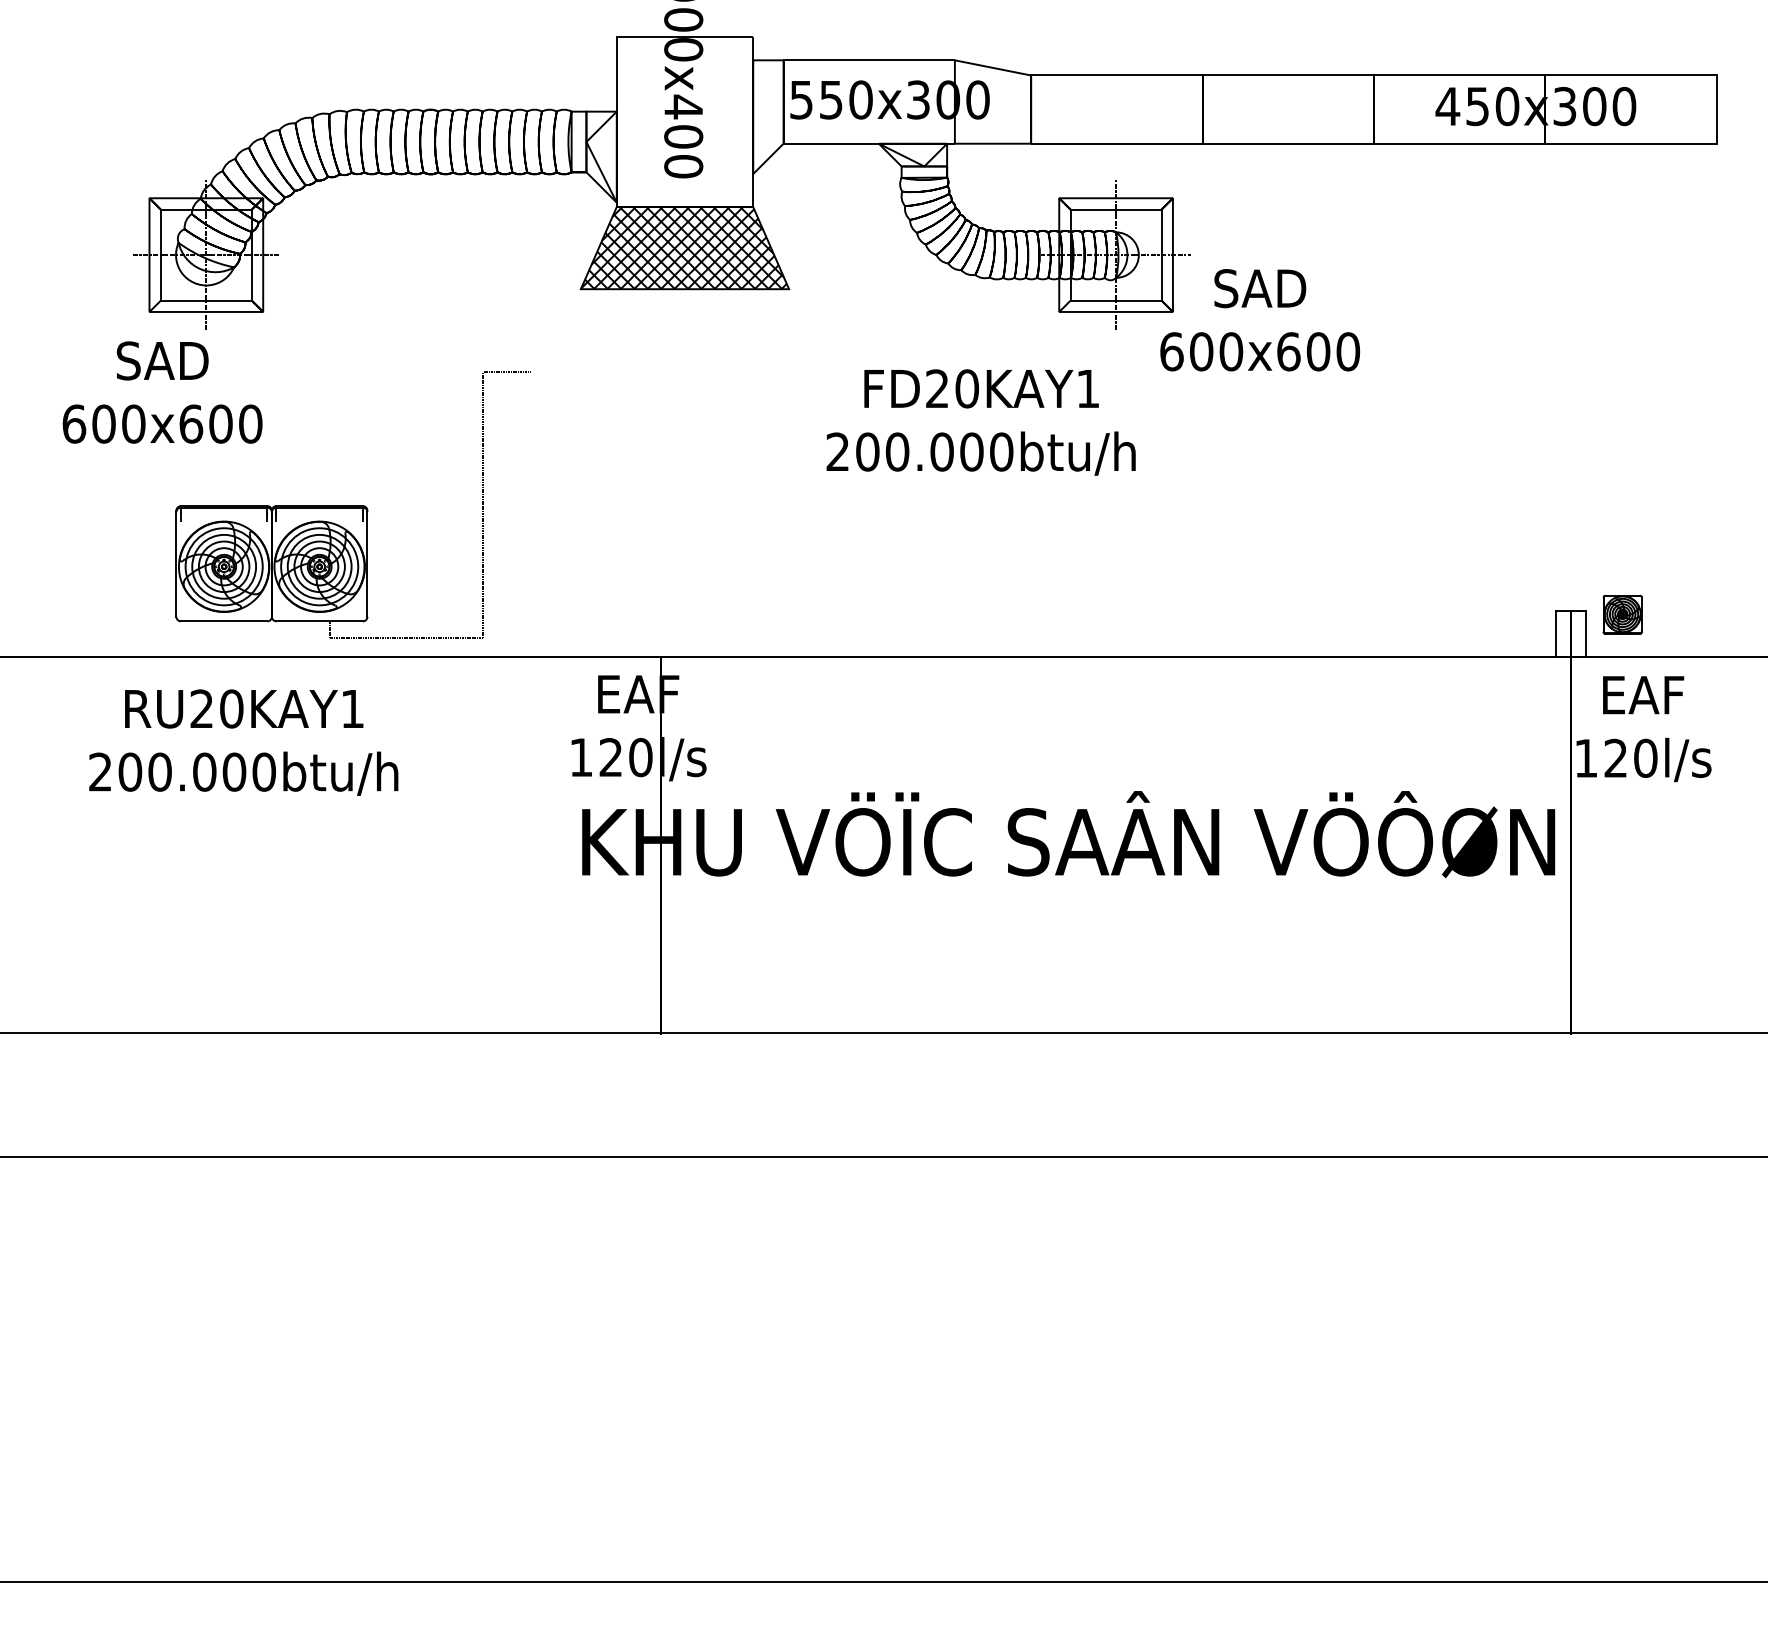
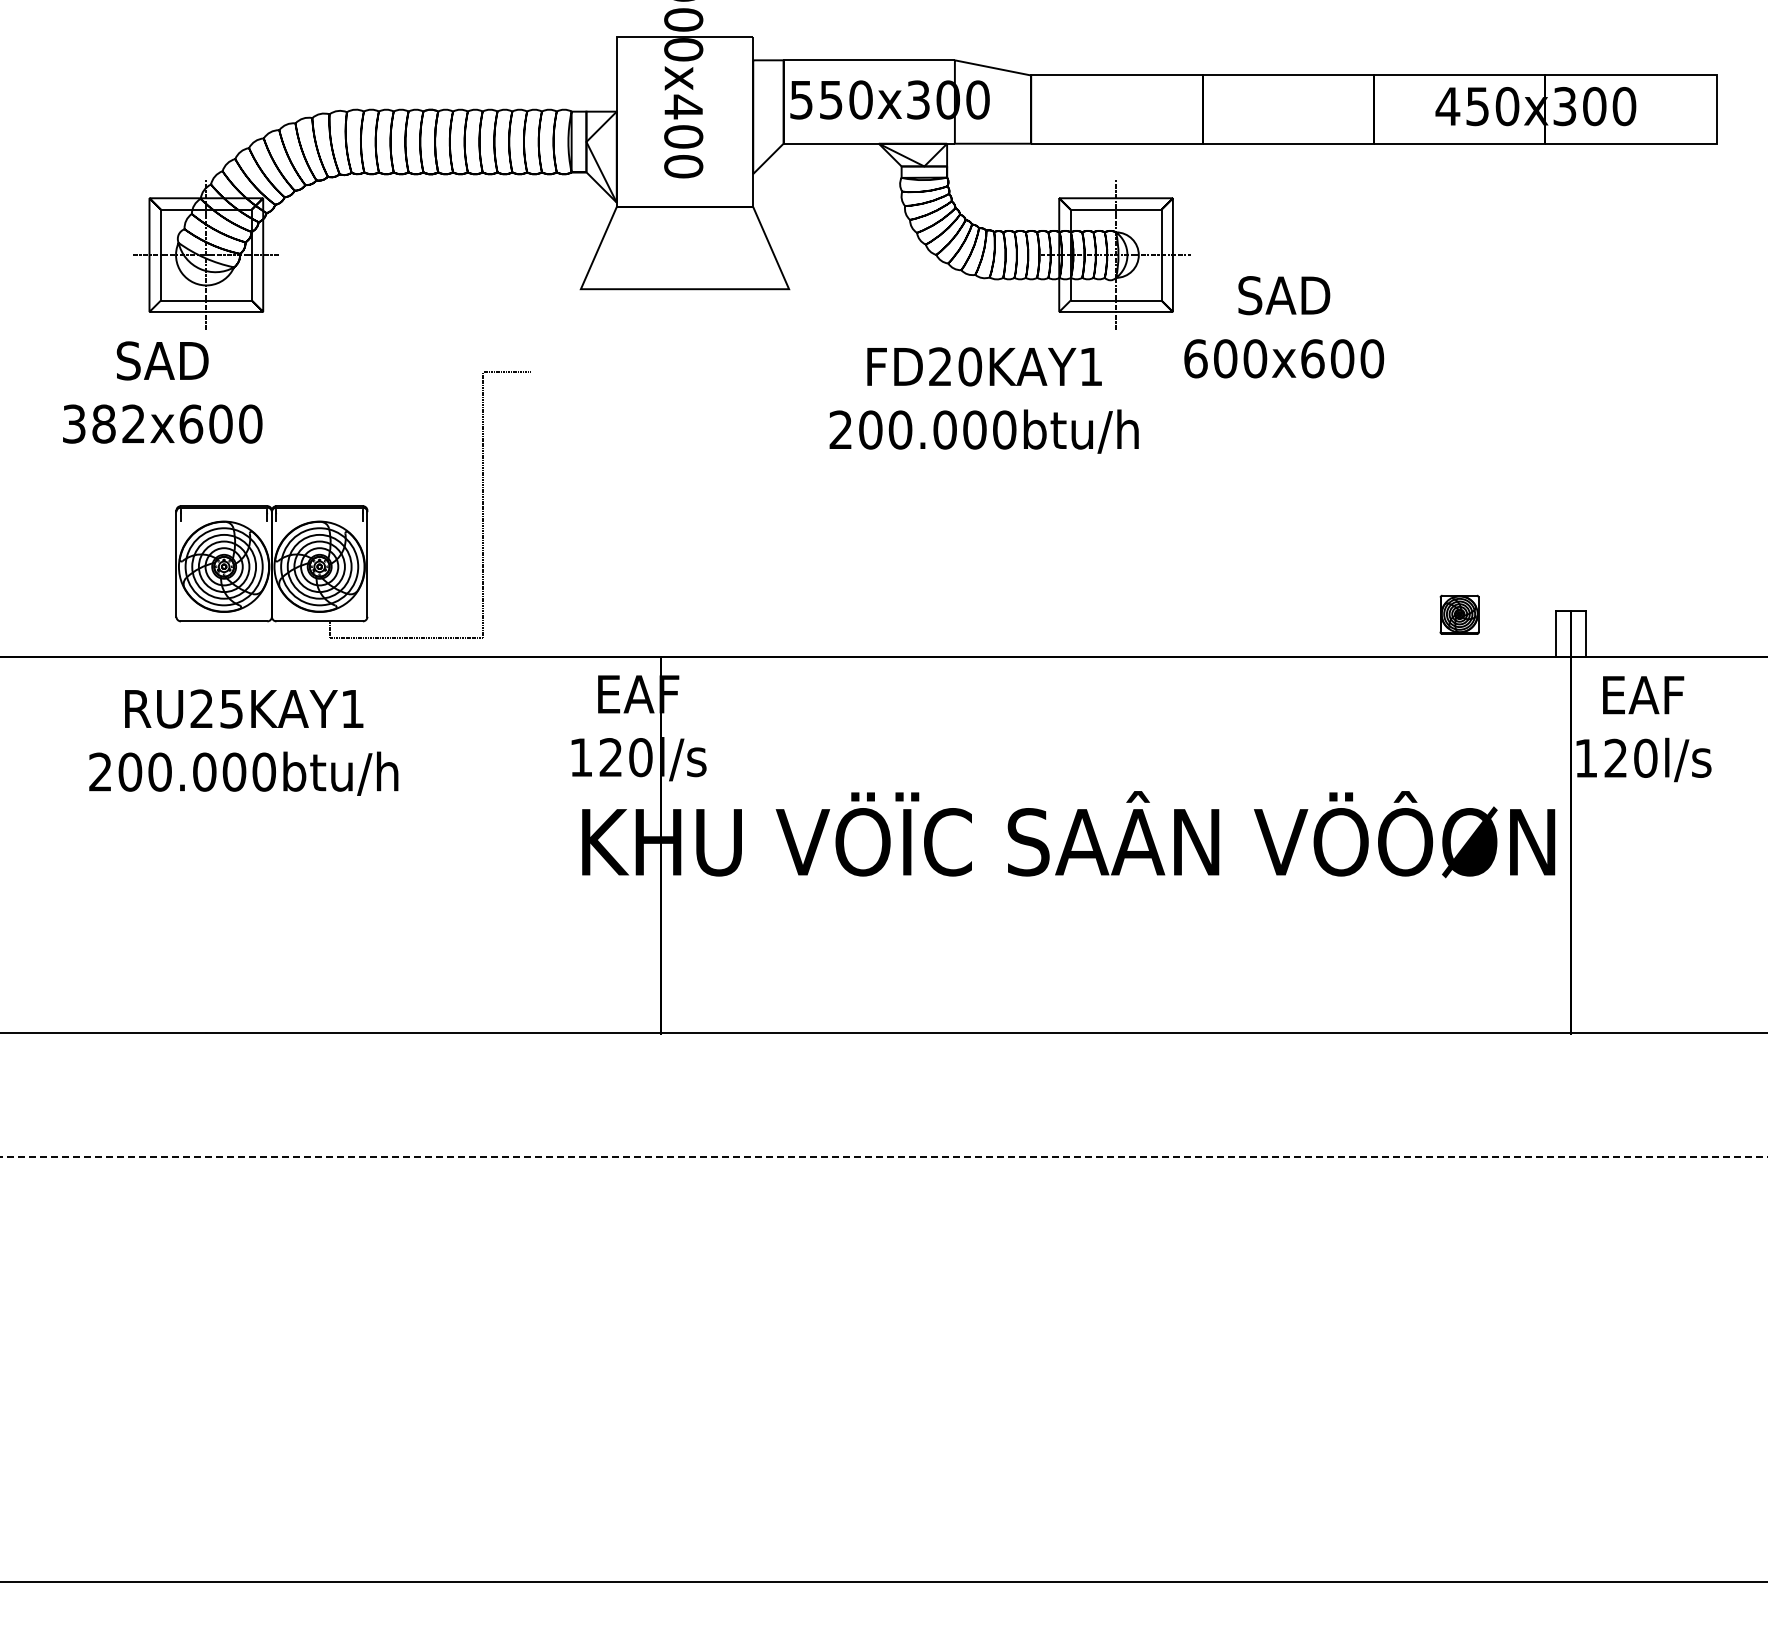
hatch: present -> none (683, 248)
text position: (1260, 320) -> (1284, 327) (1284, 327)
text position: (980, 422) -> (983, 400) (983, 400)
text: 600x600 -> 382x600 (103, 423)
part position: (1622, 614) -> (1459, 614) (1459, 614)
text: RU20KAY1 -> RU25KAY1 (231, 708)
line: solid -> dashed (884, 1157)
